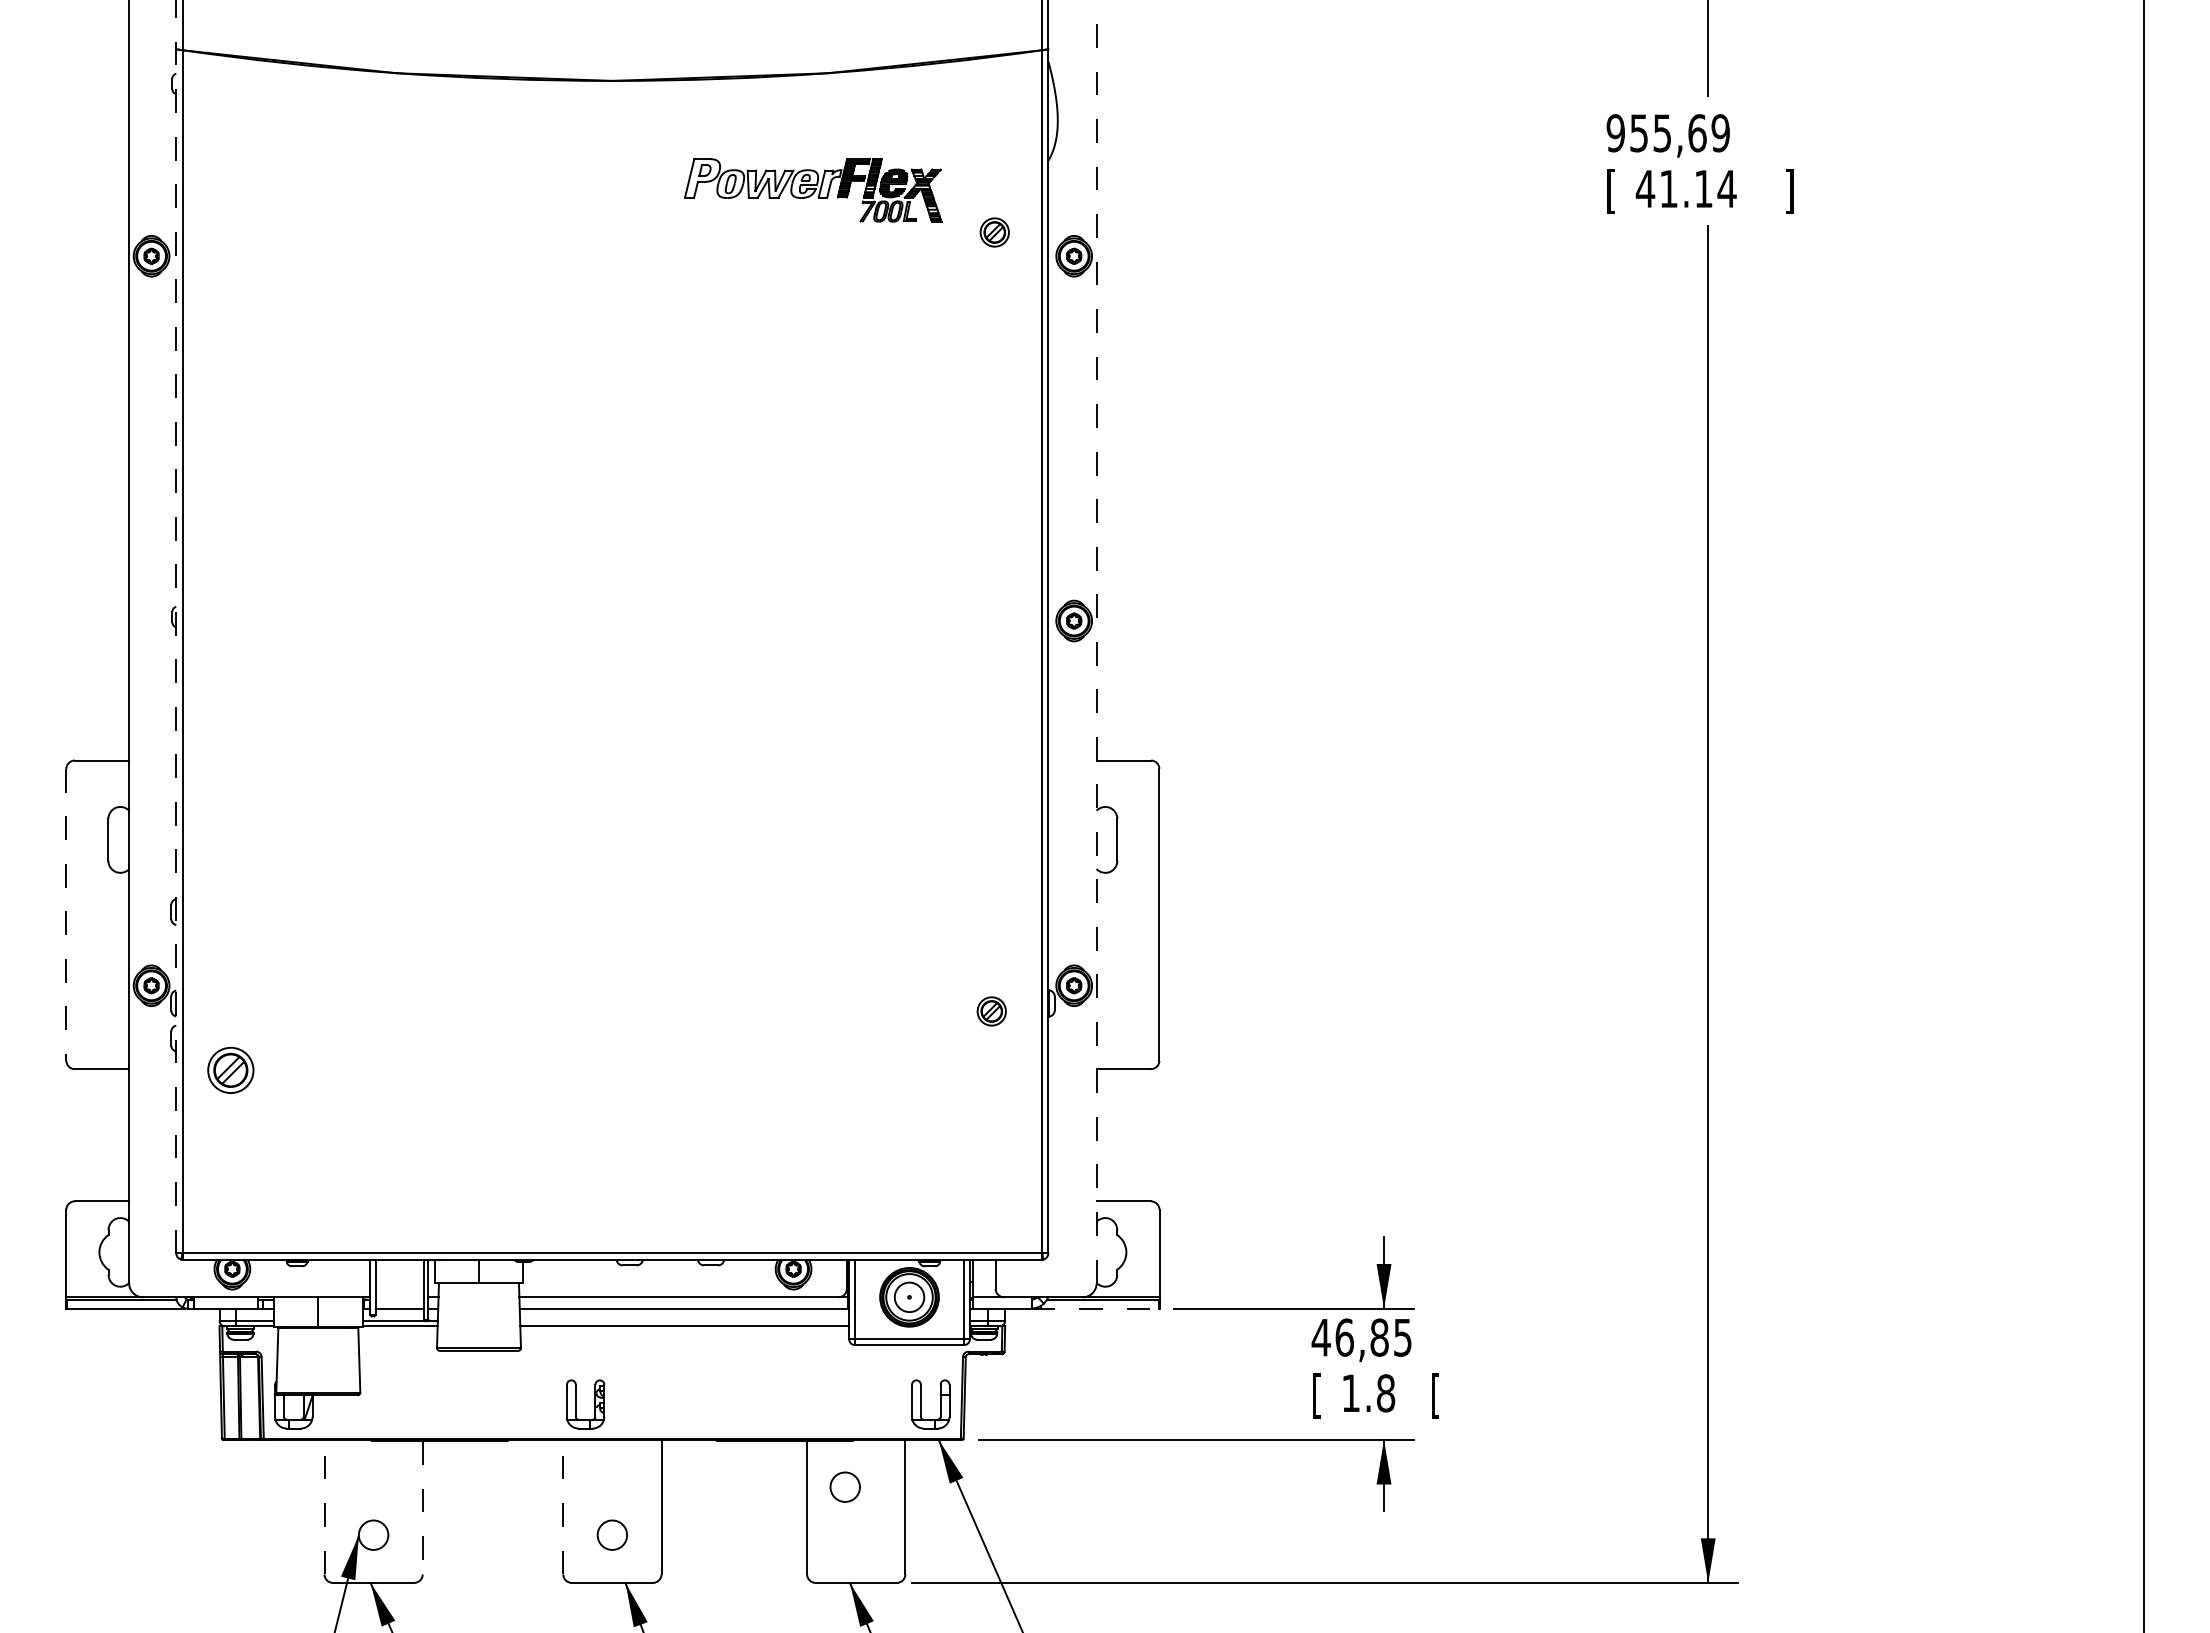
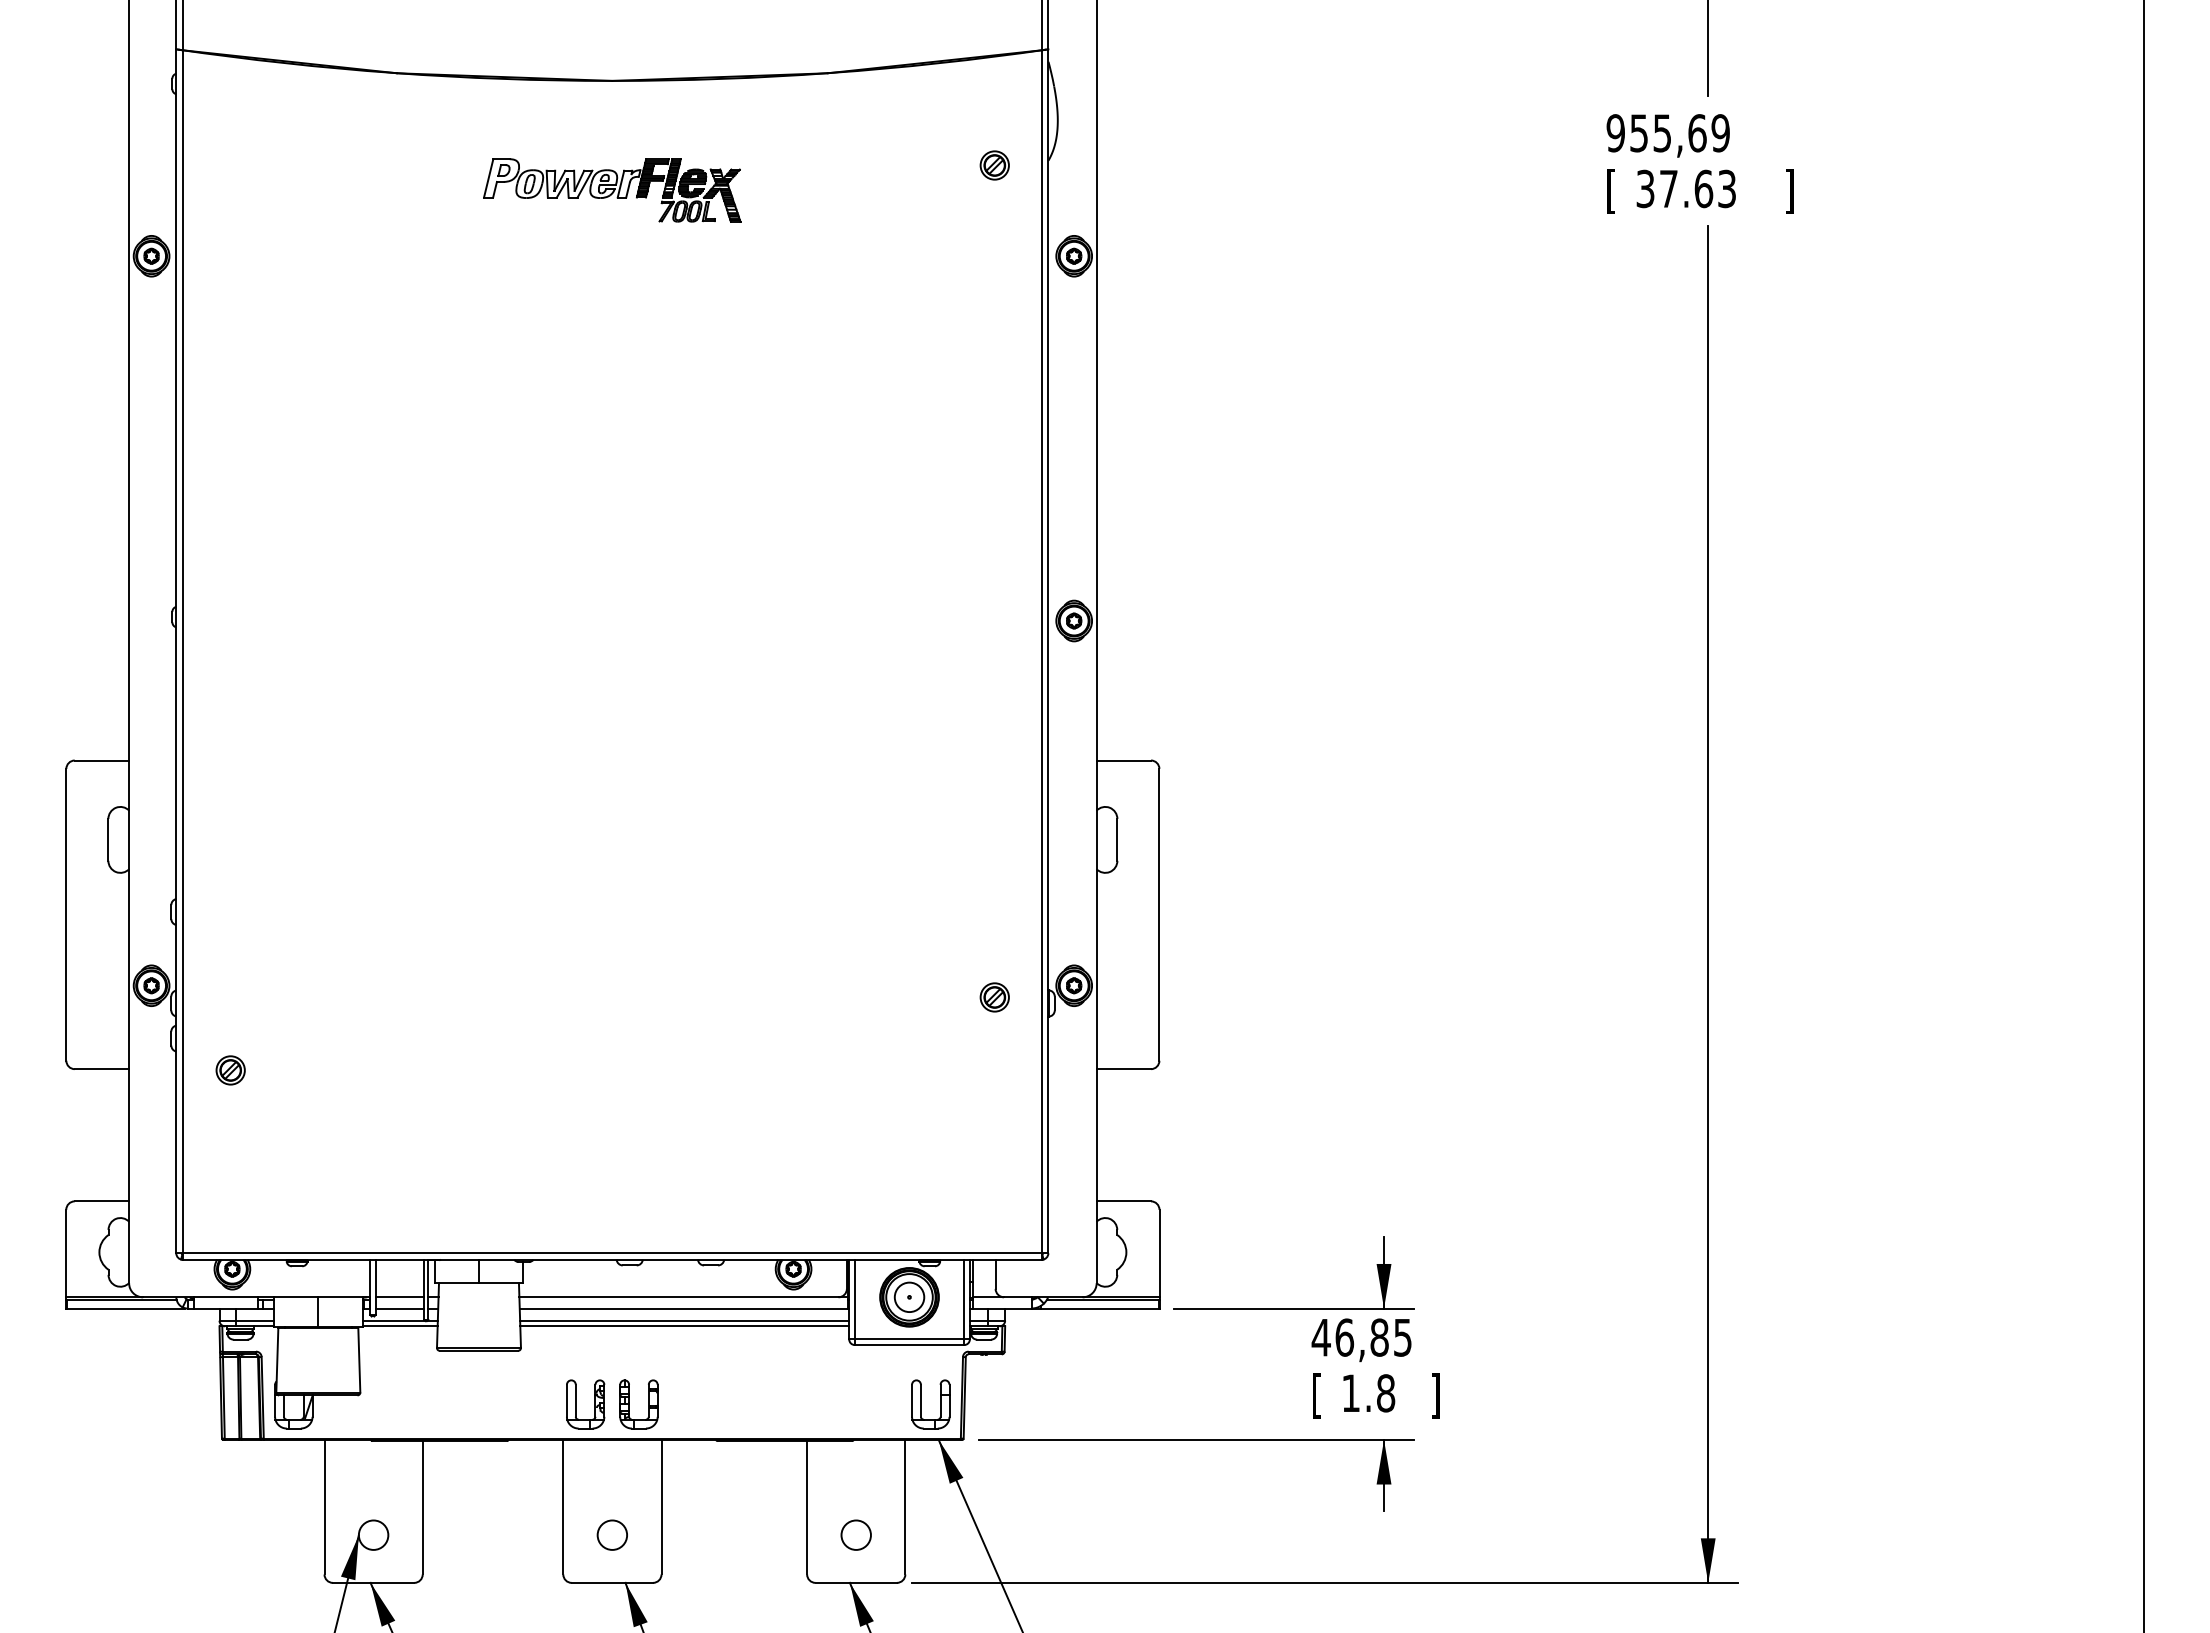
text: 41.14 -> 37.63 (1685, 188)
part position: (813, 190) -> (612, 190) (612, 190)
part position: (994, 232) -> (994, 165) (994, 165)
line: dashed -> solid (176, 626)
line: dashed -> solid (1096, 641)
line: dashed -> solid (66, 914)
part position: (991, 1011) -> (994, 997) (994, 997)
part size: 48x48 px -> 31x31 px (230, 1070)
line: none -> present (399, 1297)
line: dashed -> solid (1095, 1308)
line: none -> present (684, 1320)
text: [ -> ] (1435, 1395)
part: none -> present (629, 1404)
circle position: (844, 1486) -> (855, 1534) (855, 1534)
line: dashed -> solid (324, 1506)
line: dashed -> solid (563, 1506)
line: dashed -> solid (422, 1507)
